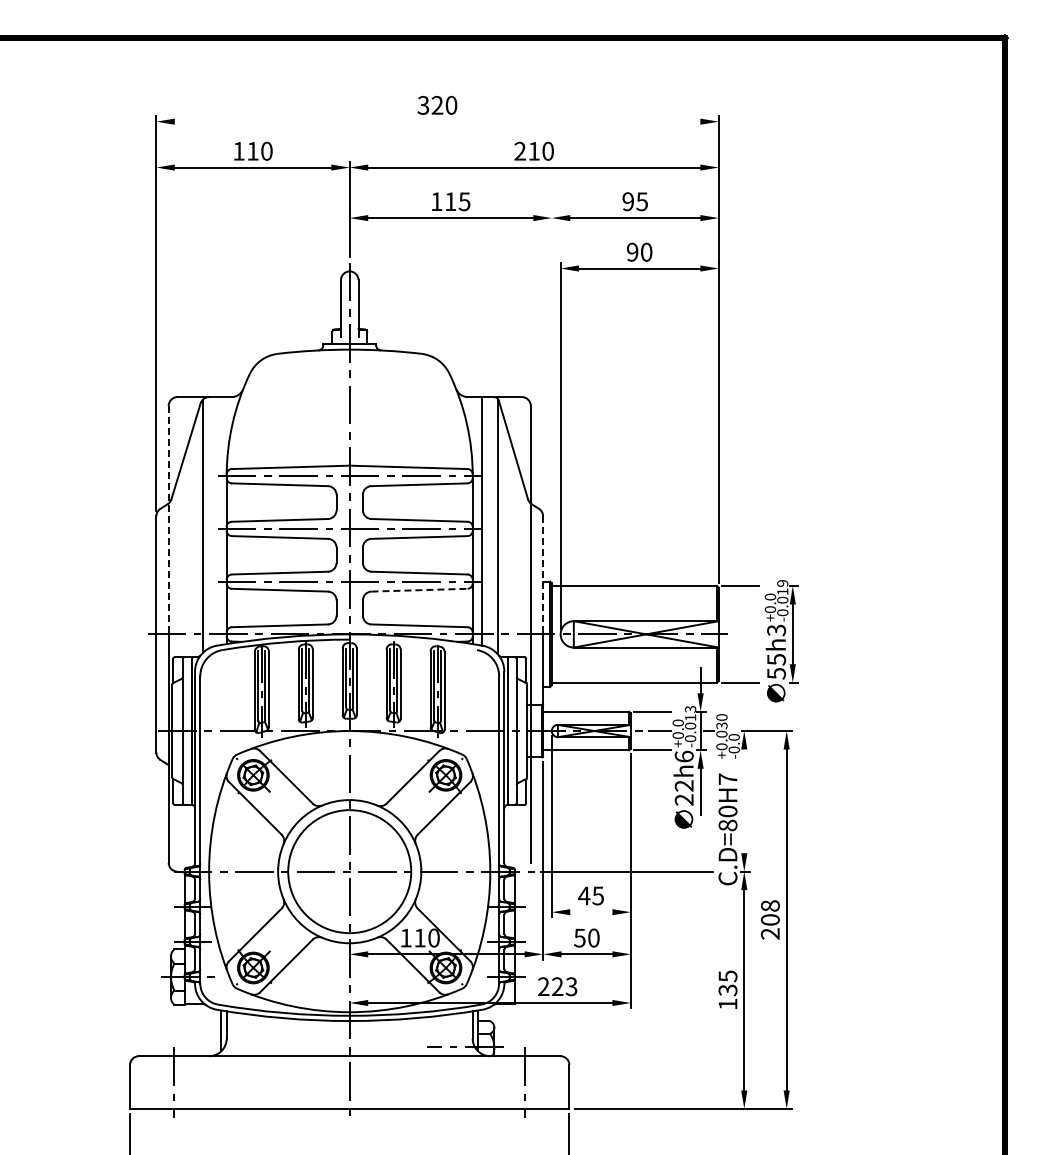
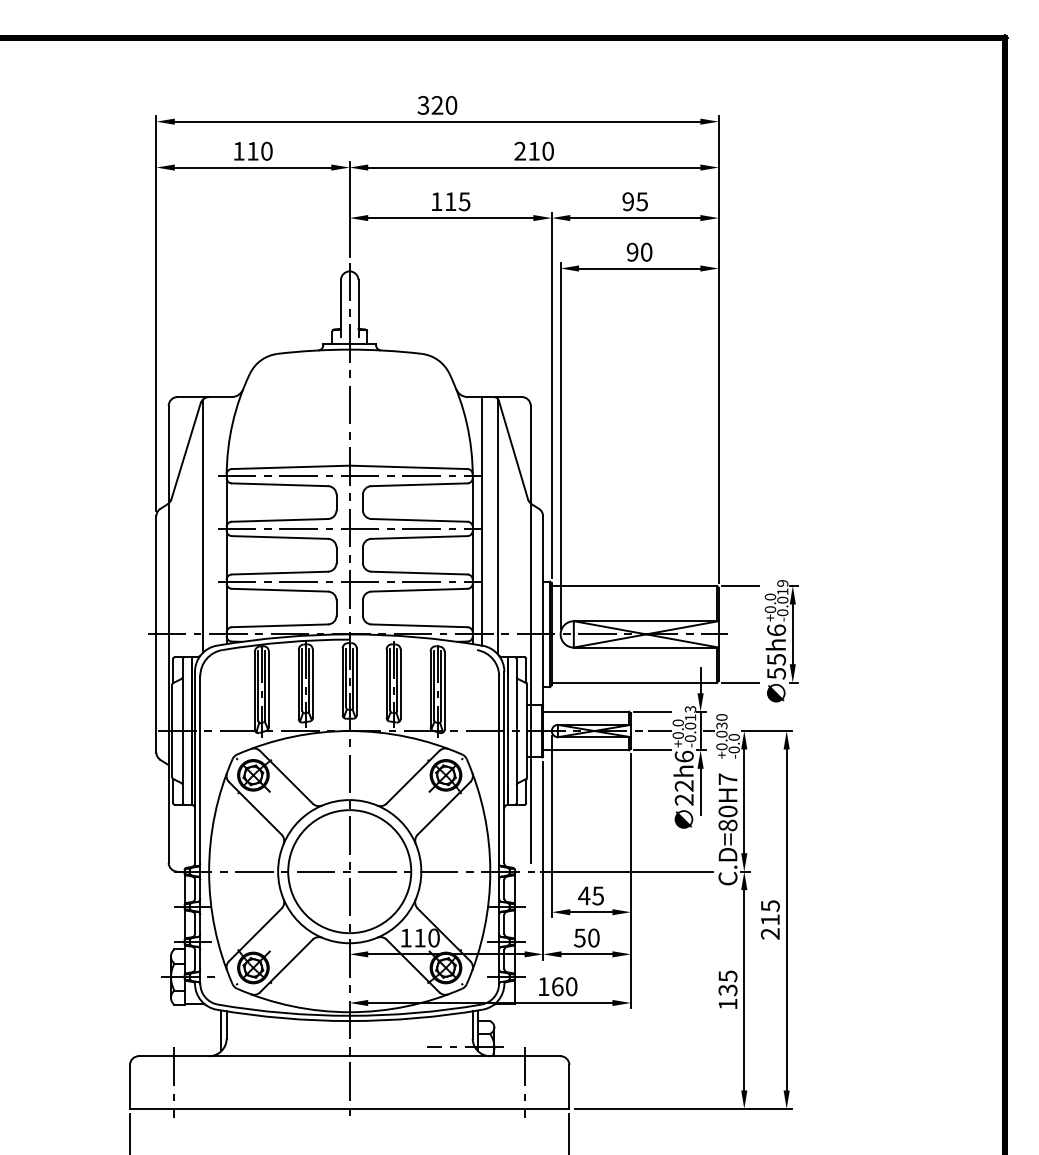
line: none -> present (437, 121)
line: none -> present (551, 395)
line: dashed -> solid (168, 520)
line: dashed -> solid (543, 575)
line: dashed -> solid (420, 590)
text: 55h3 -> 55h6 (776, 630)
line: none -> present (744, 801)
line: none -> present (591, 912)
text: 208 -> 215 (770, 912)
text: 223 -> 160 (557, 986)
